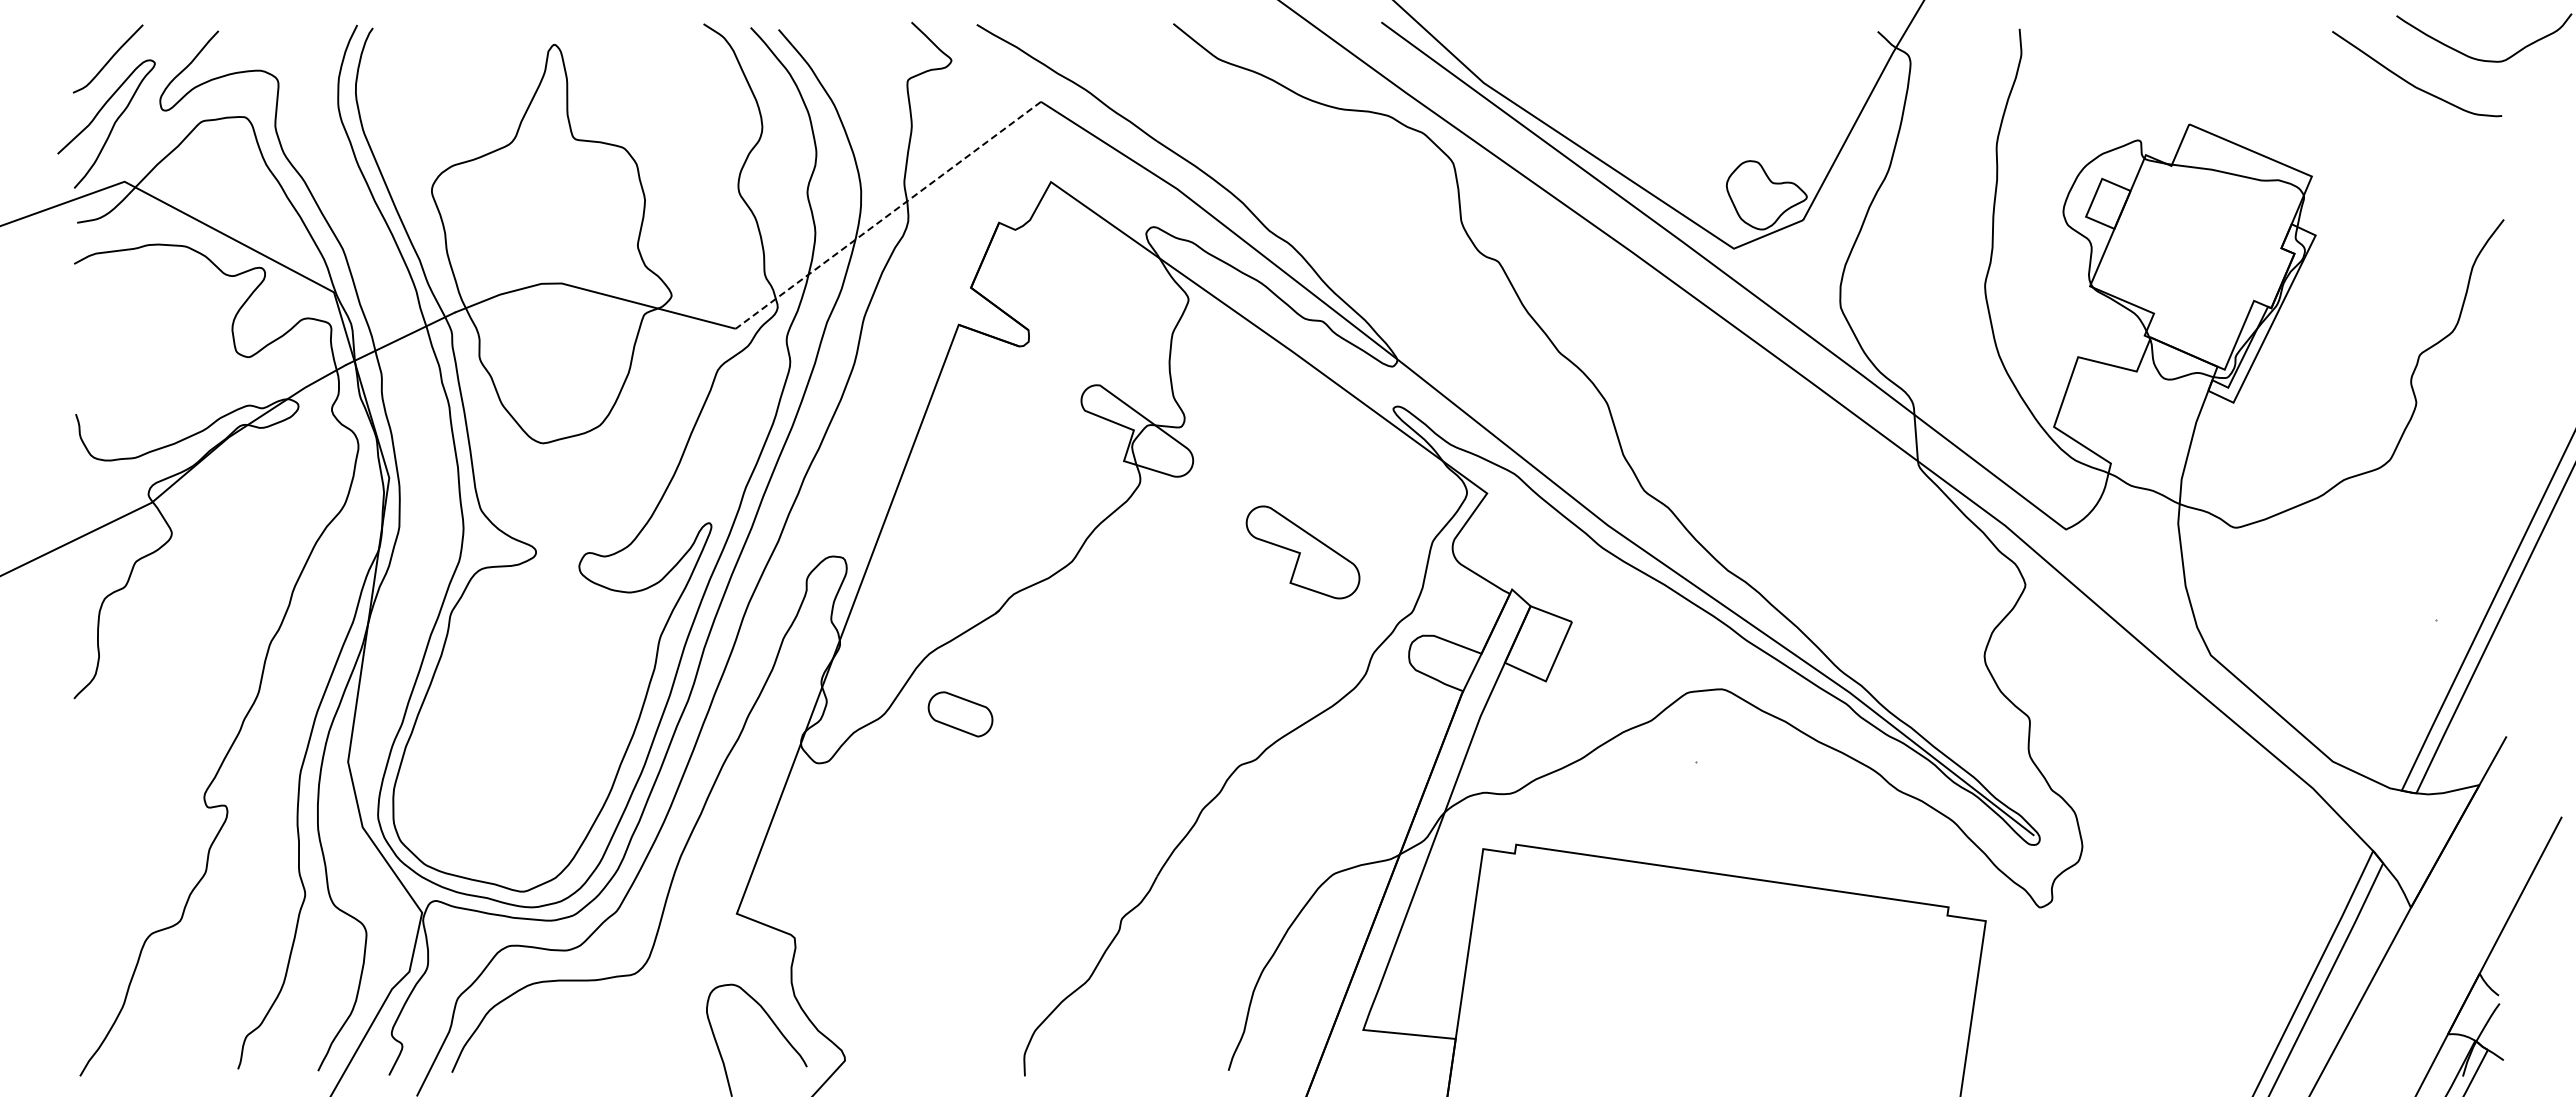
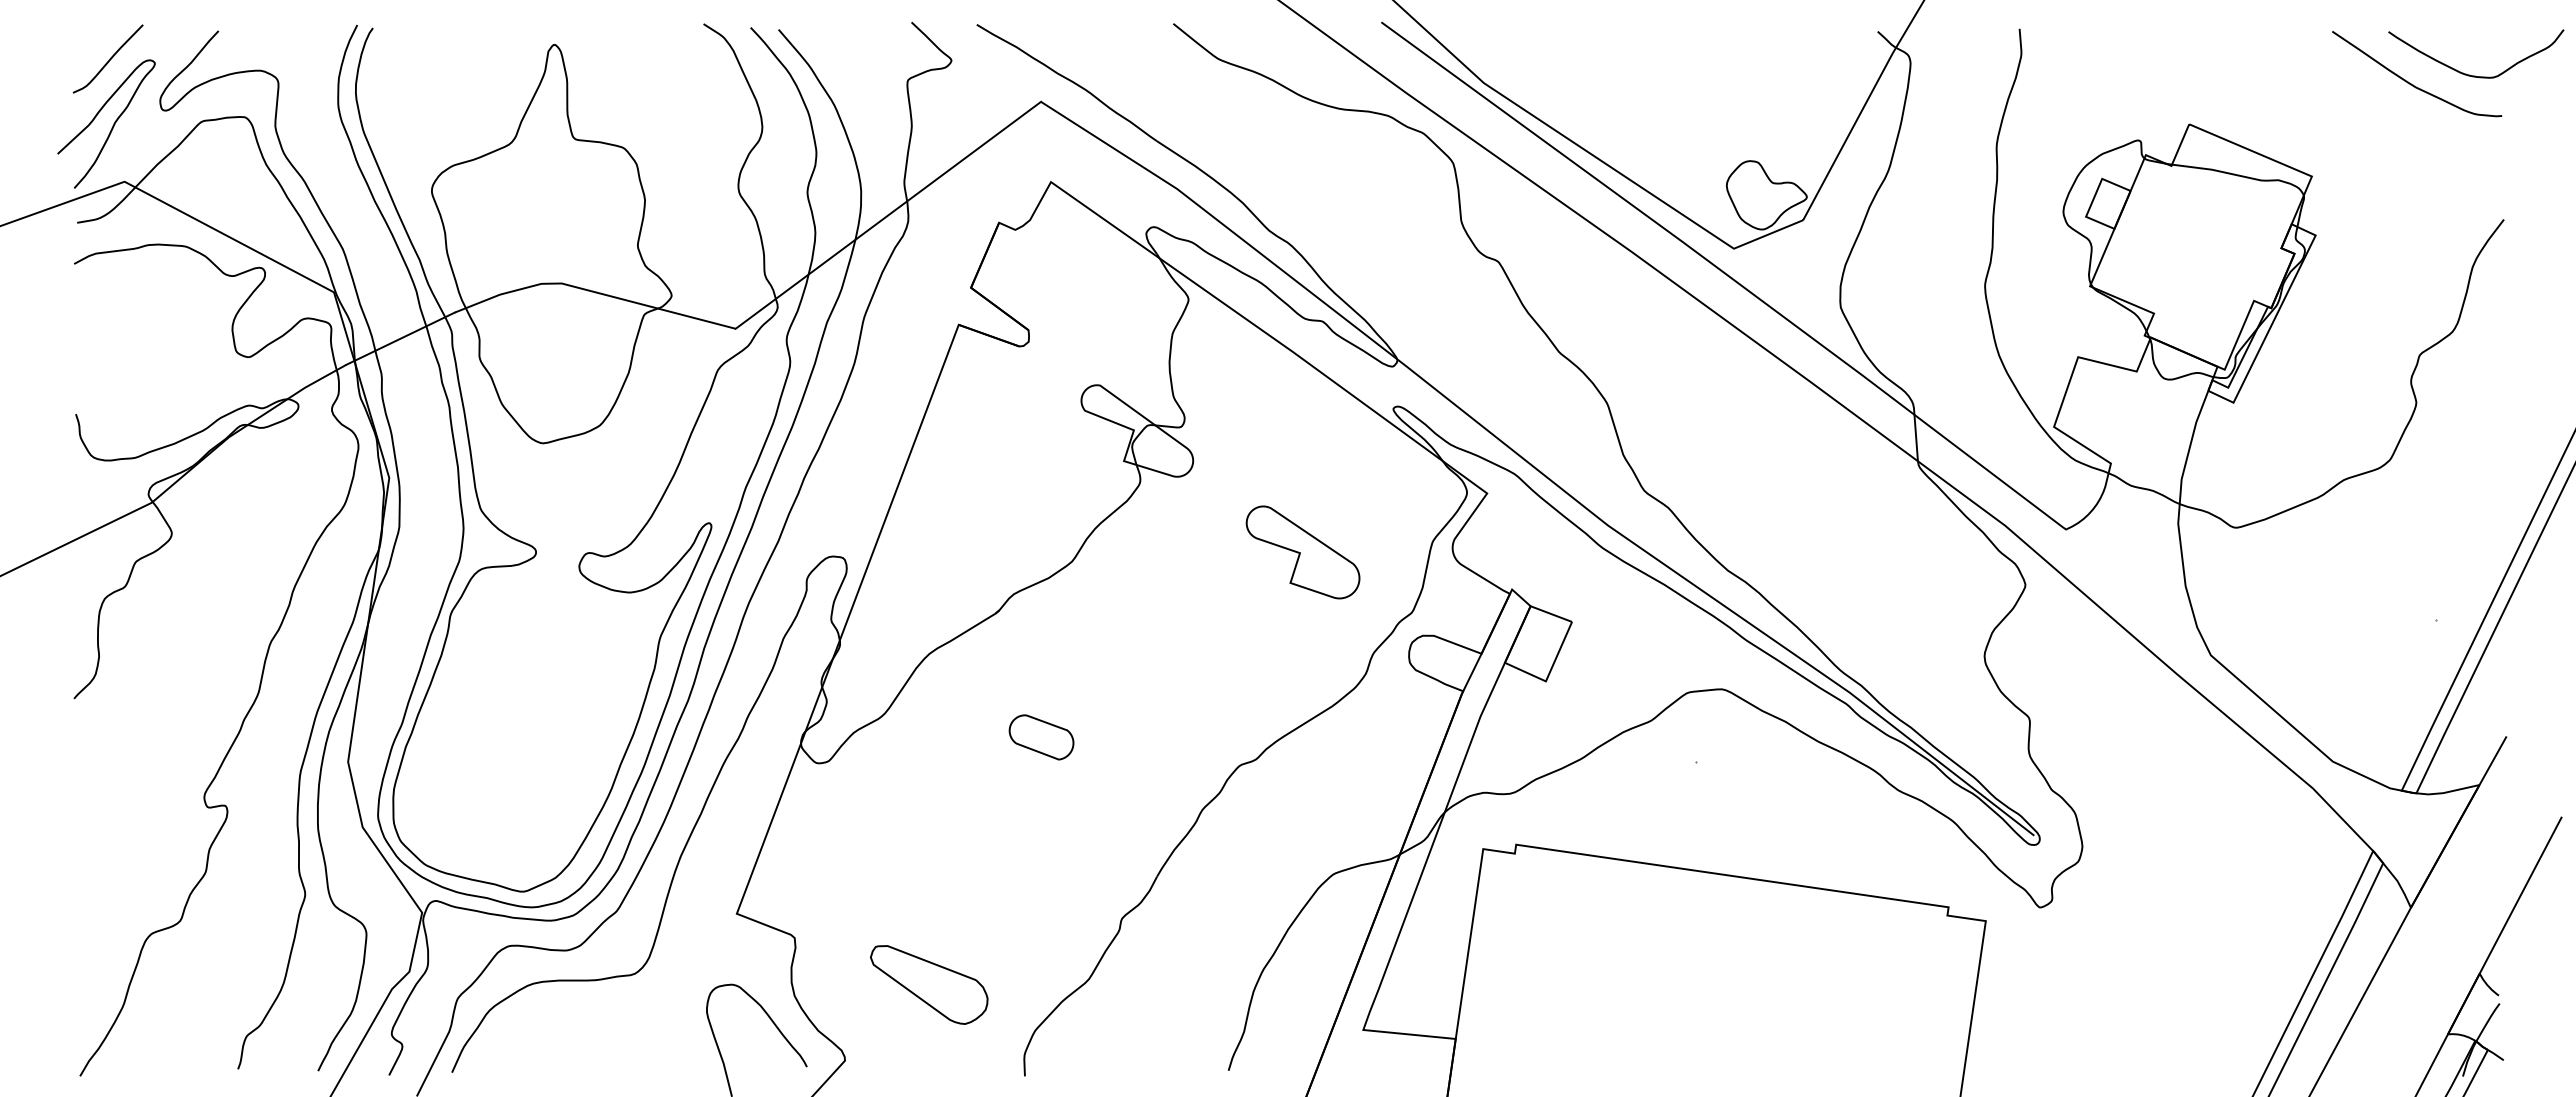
curve position: (2483, 59) -> (2475, 75) (2475, 75)
line: dashed -> solid (887, 215)
part position: (960, 714) -> (1041, 737) (1041, 737)
part: none -> present (929, 984)
